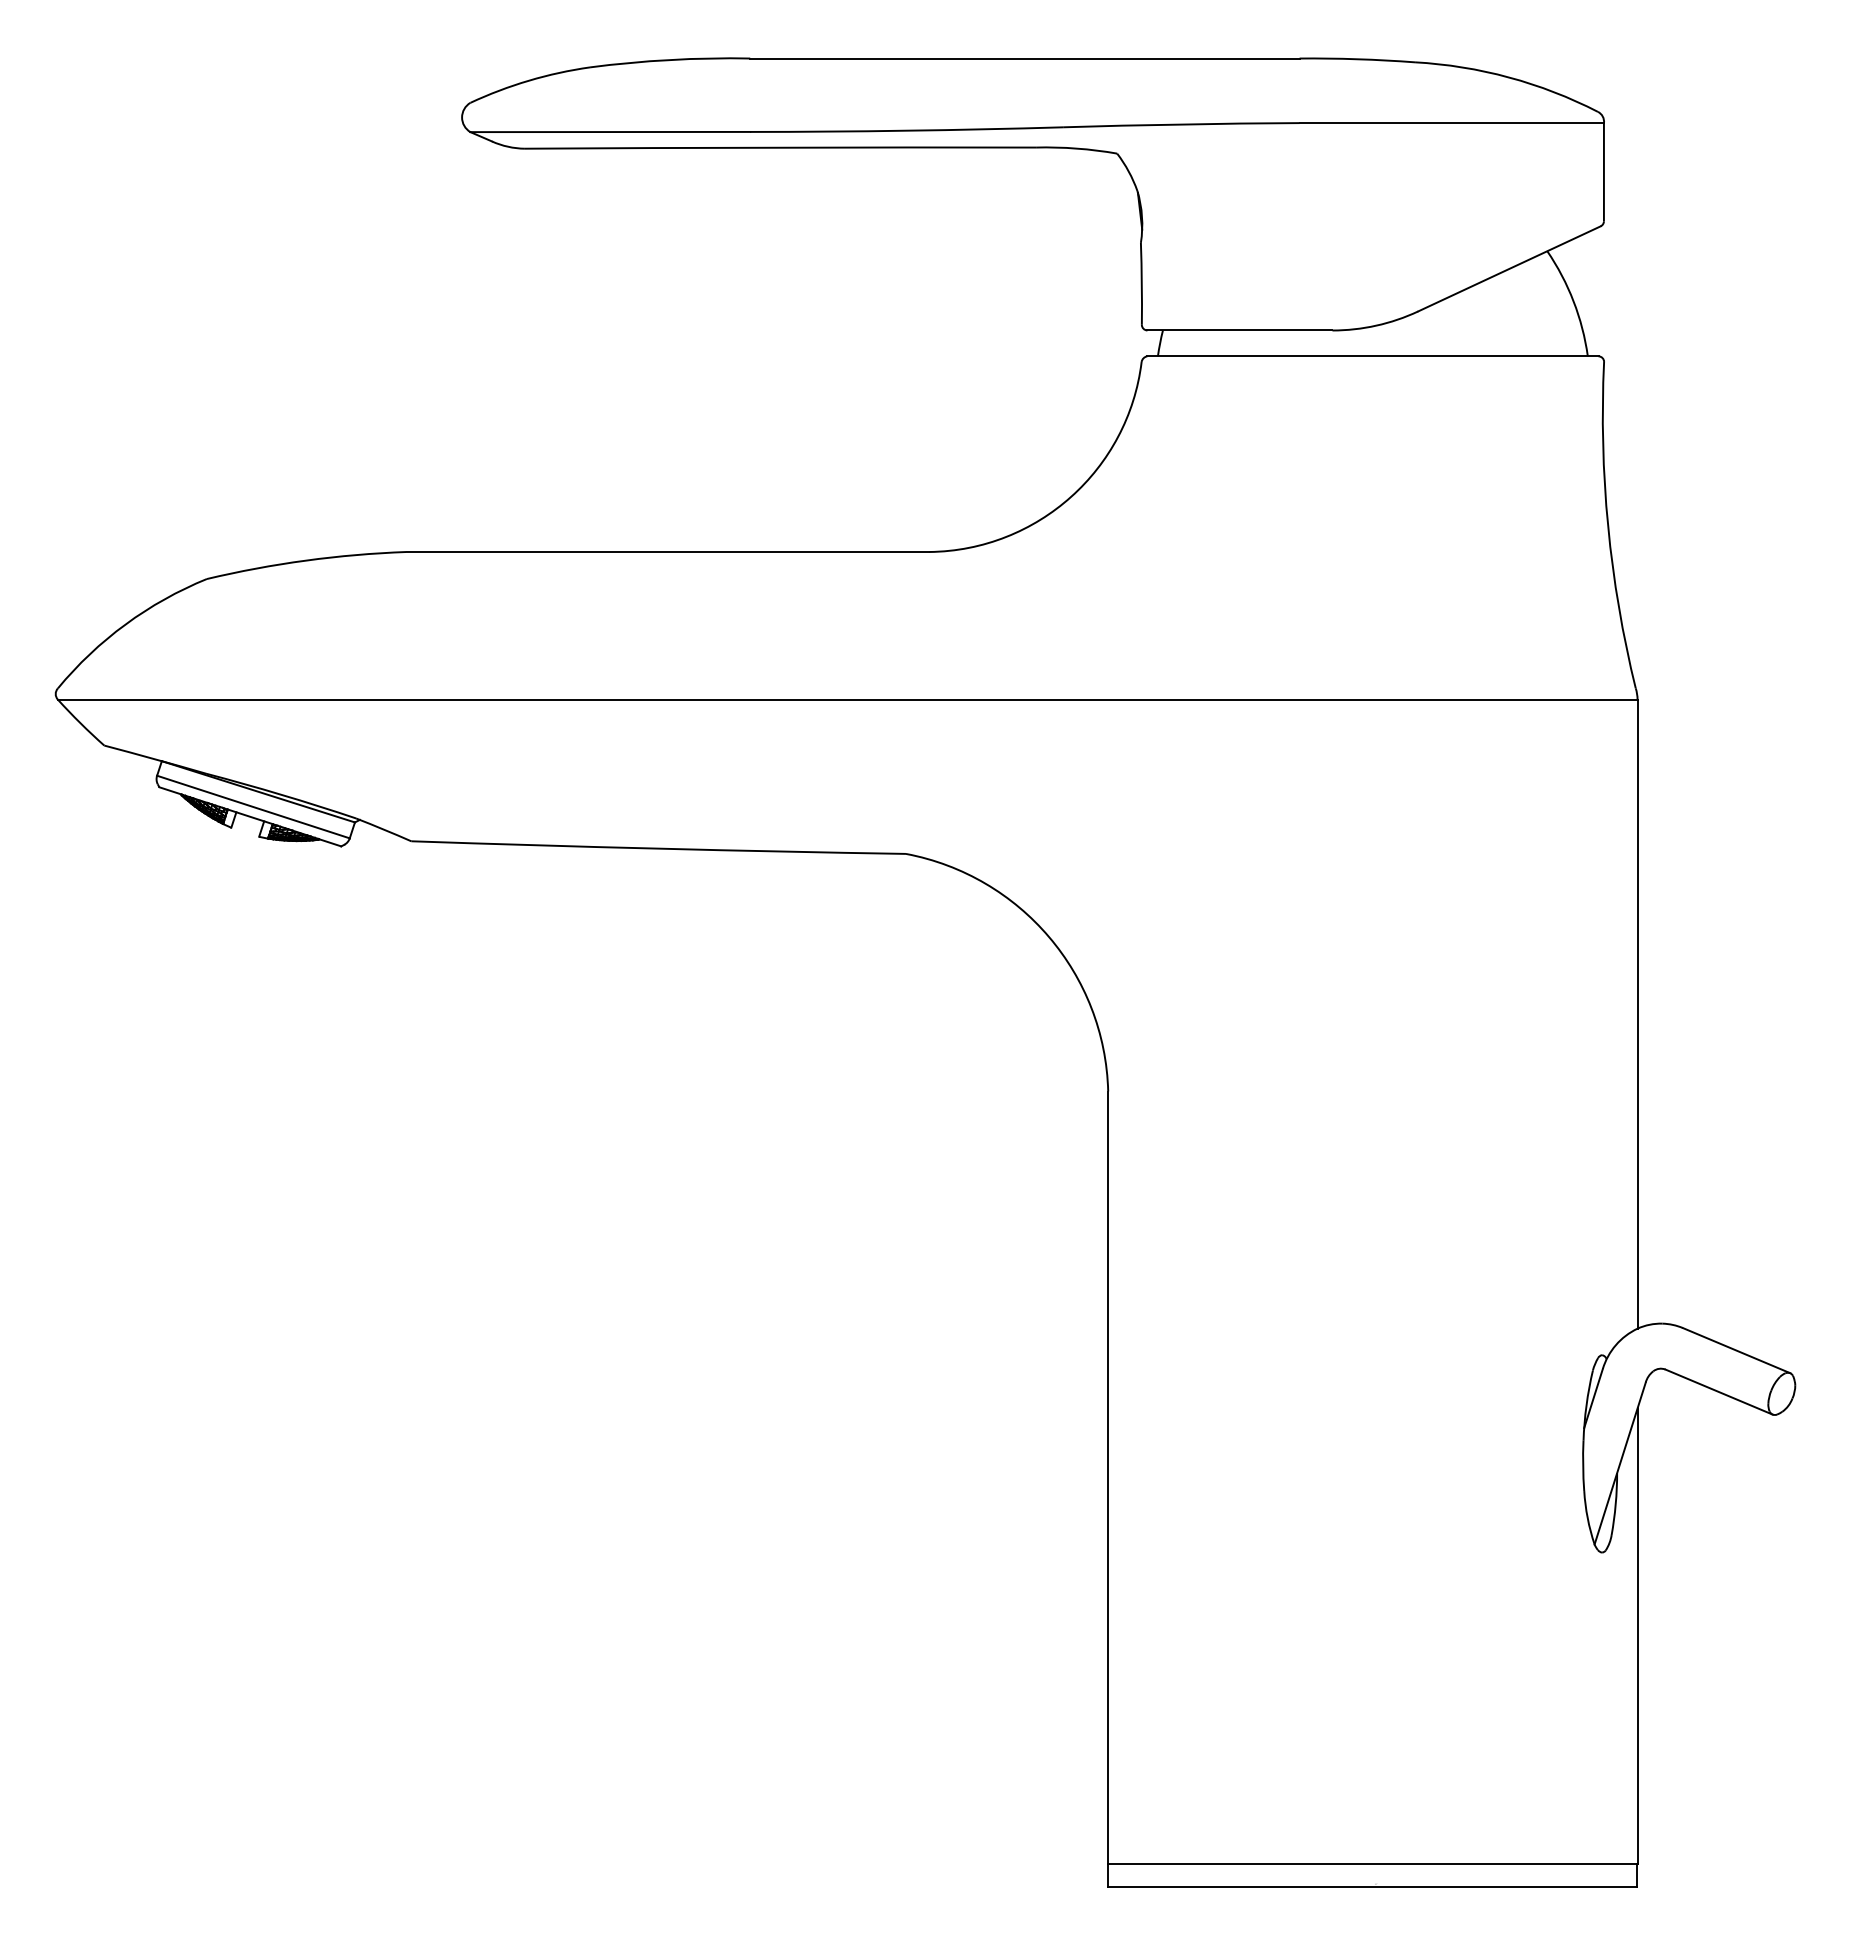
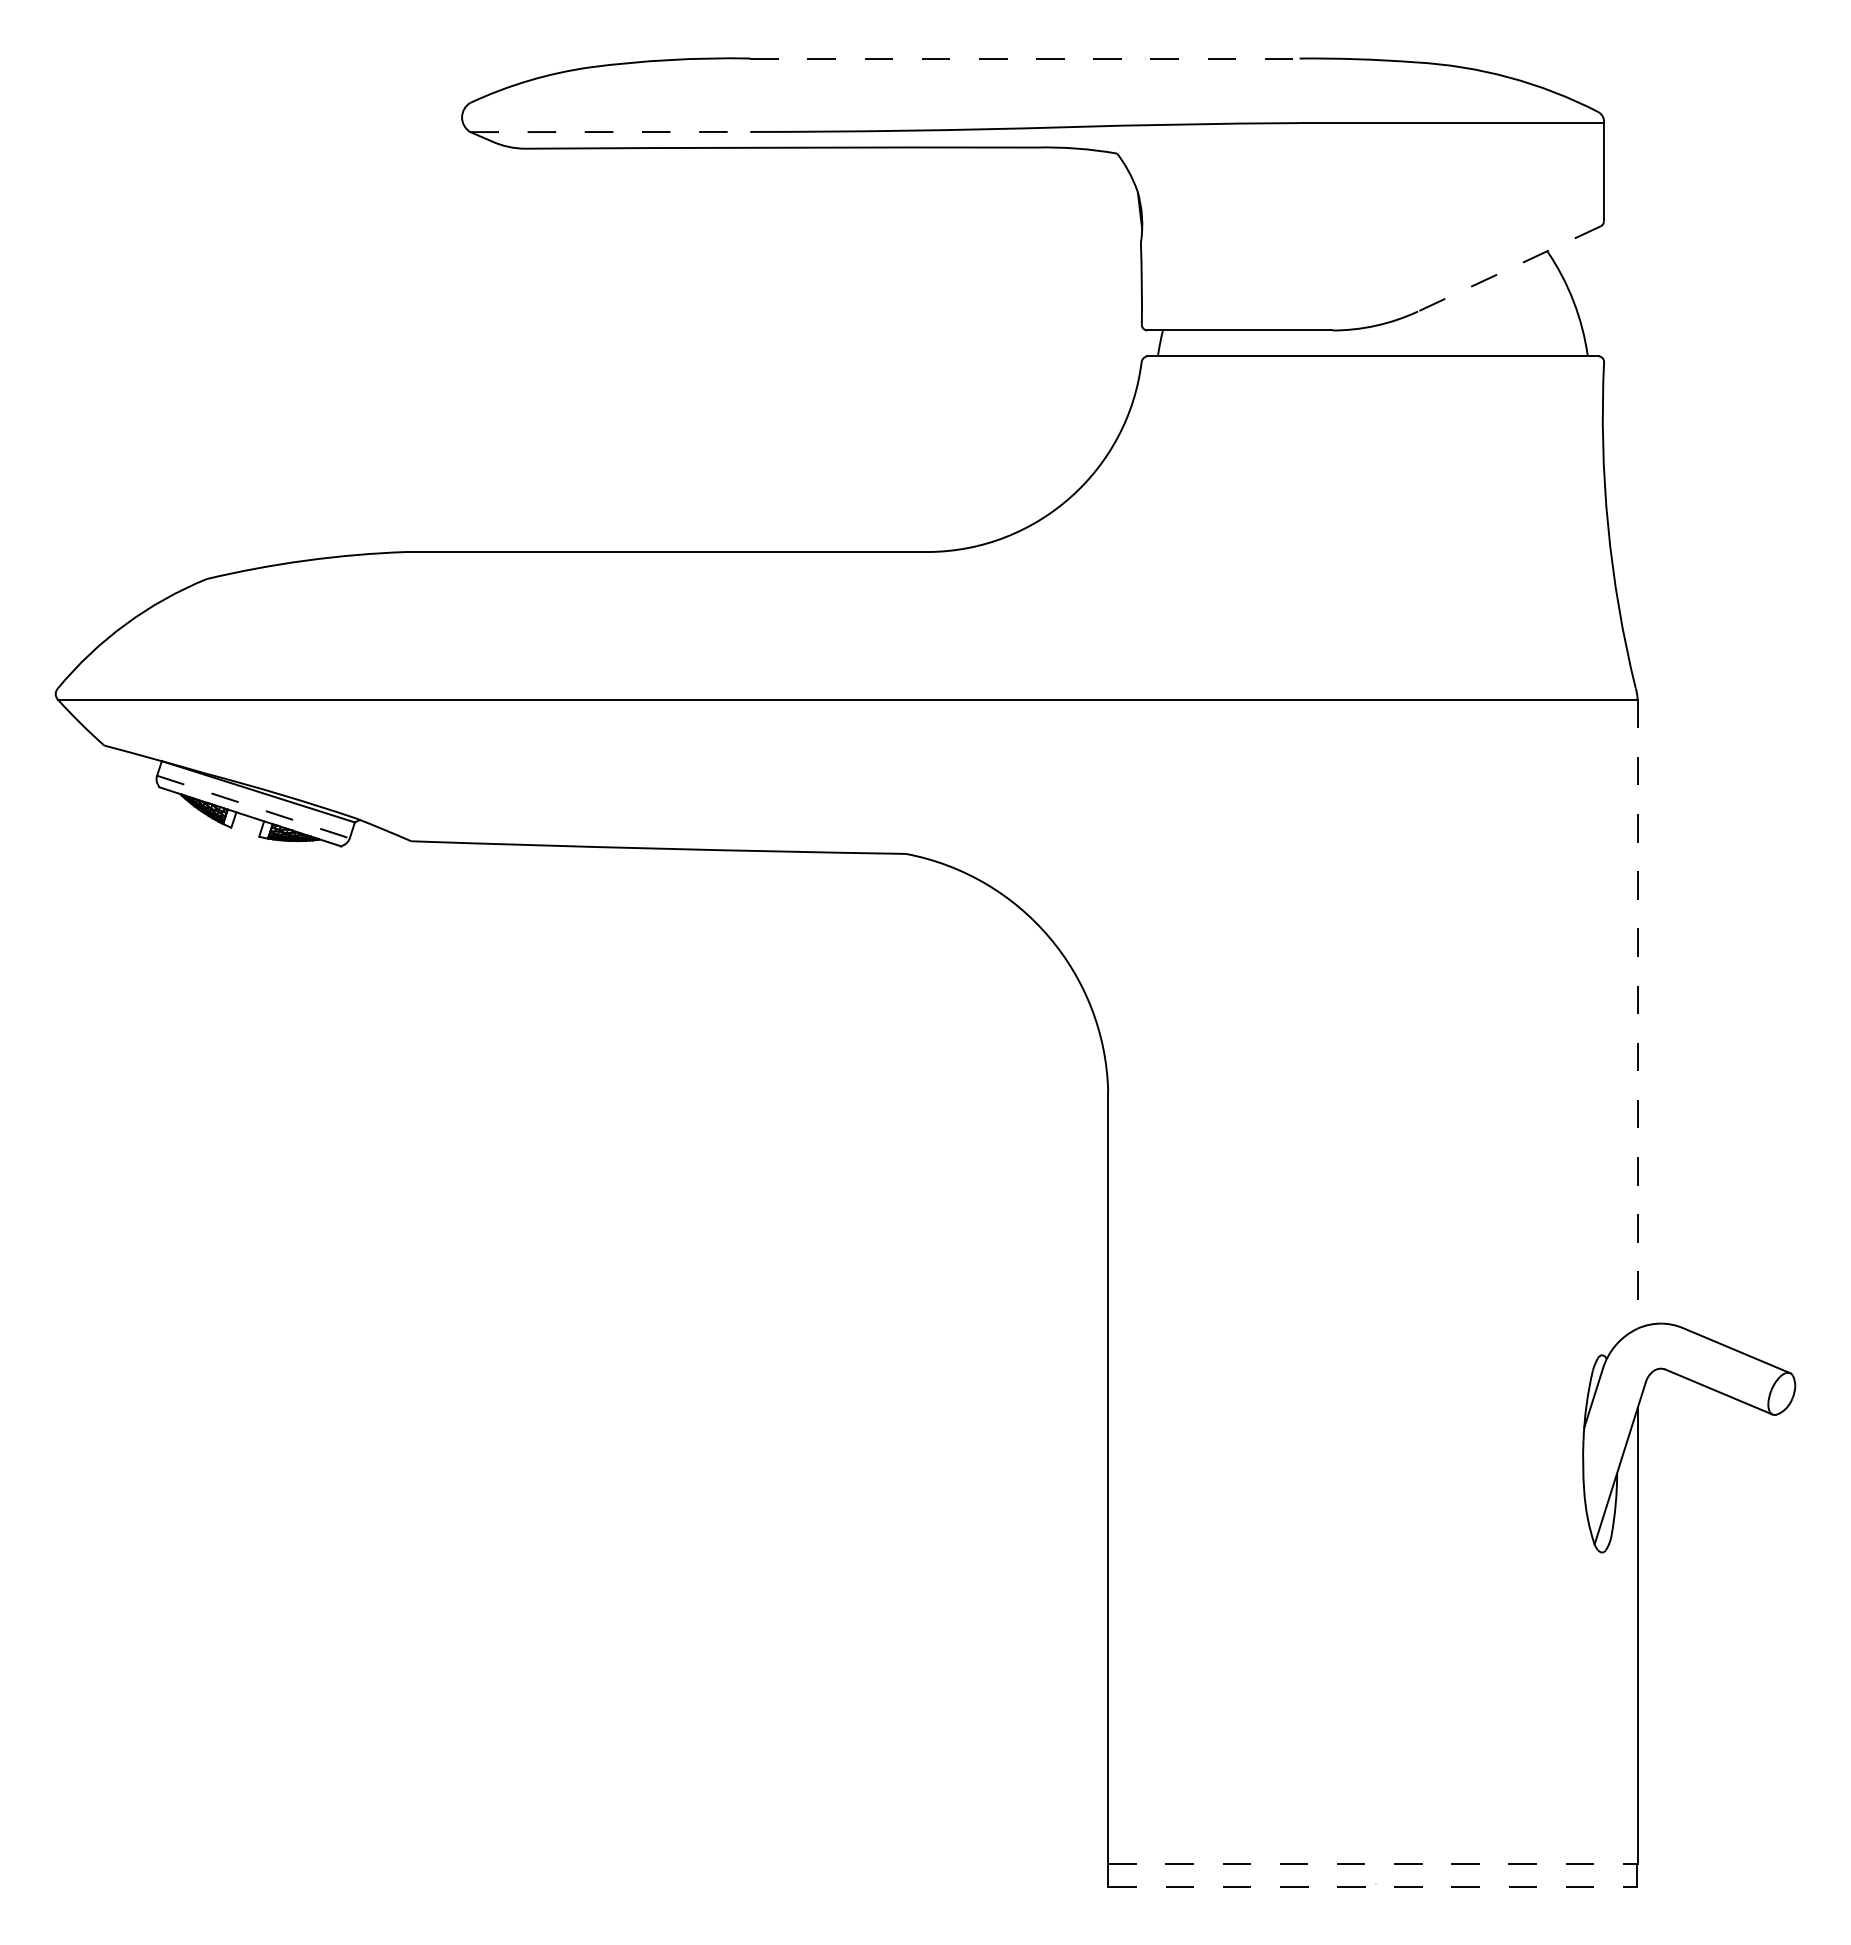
line: solid -> dashed (1024, 58)
line: solid -> dashed (610, 132)
line: solid -> dashed (1509, 268)
line: solid -> dashed (253, 807)
line: solid -> dashed (1637, 1014)
line: solid -> dashed (1372, 1864)
line: solid -> dashed (1373, 1886)
